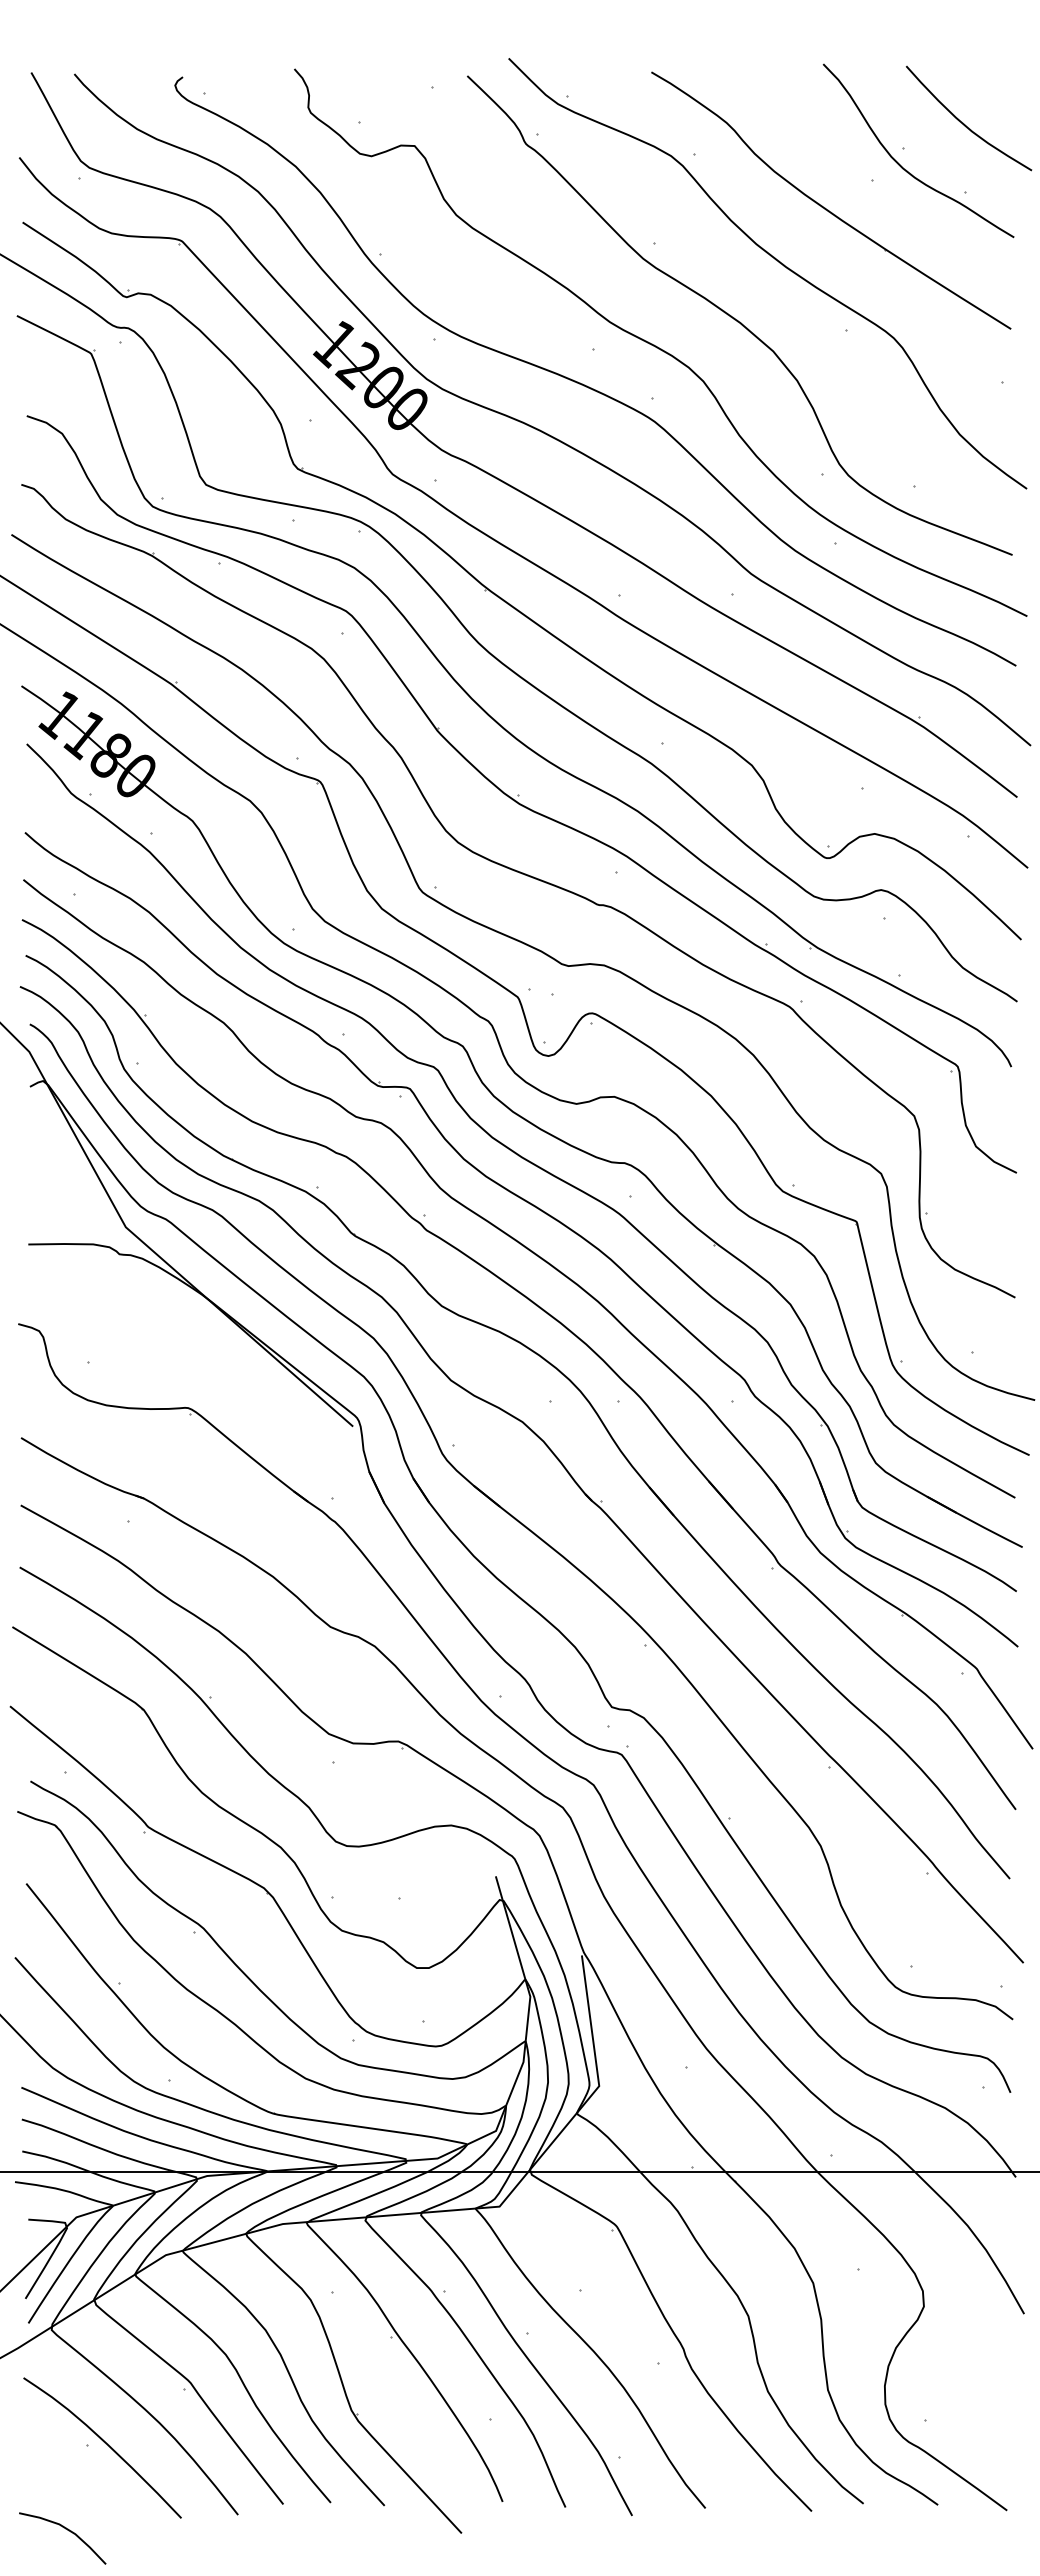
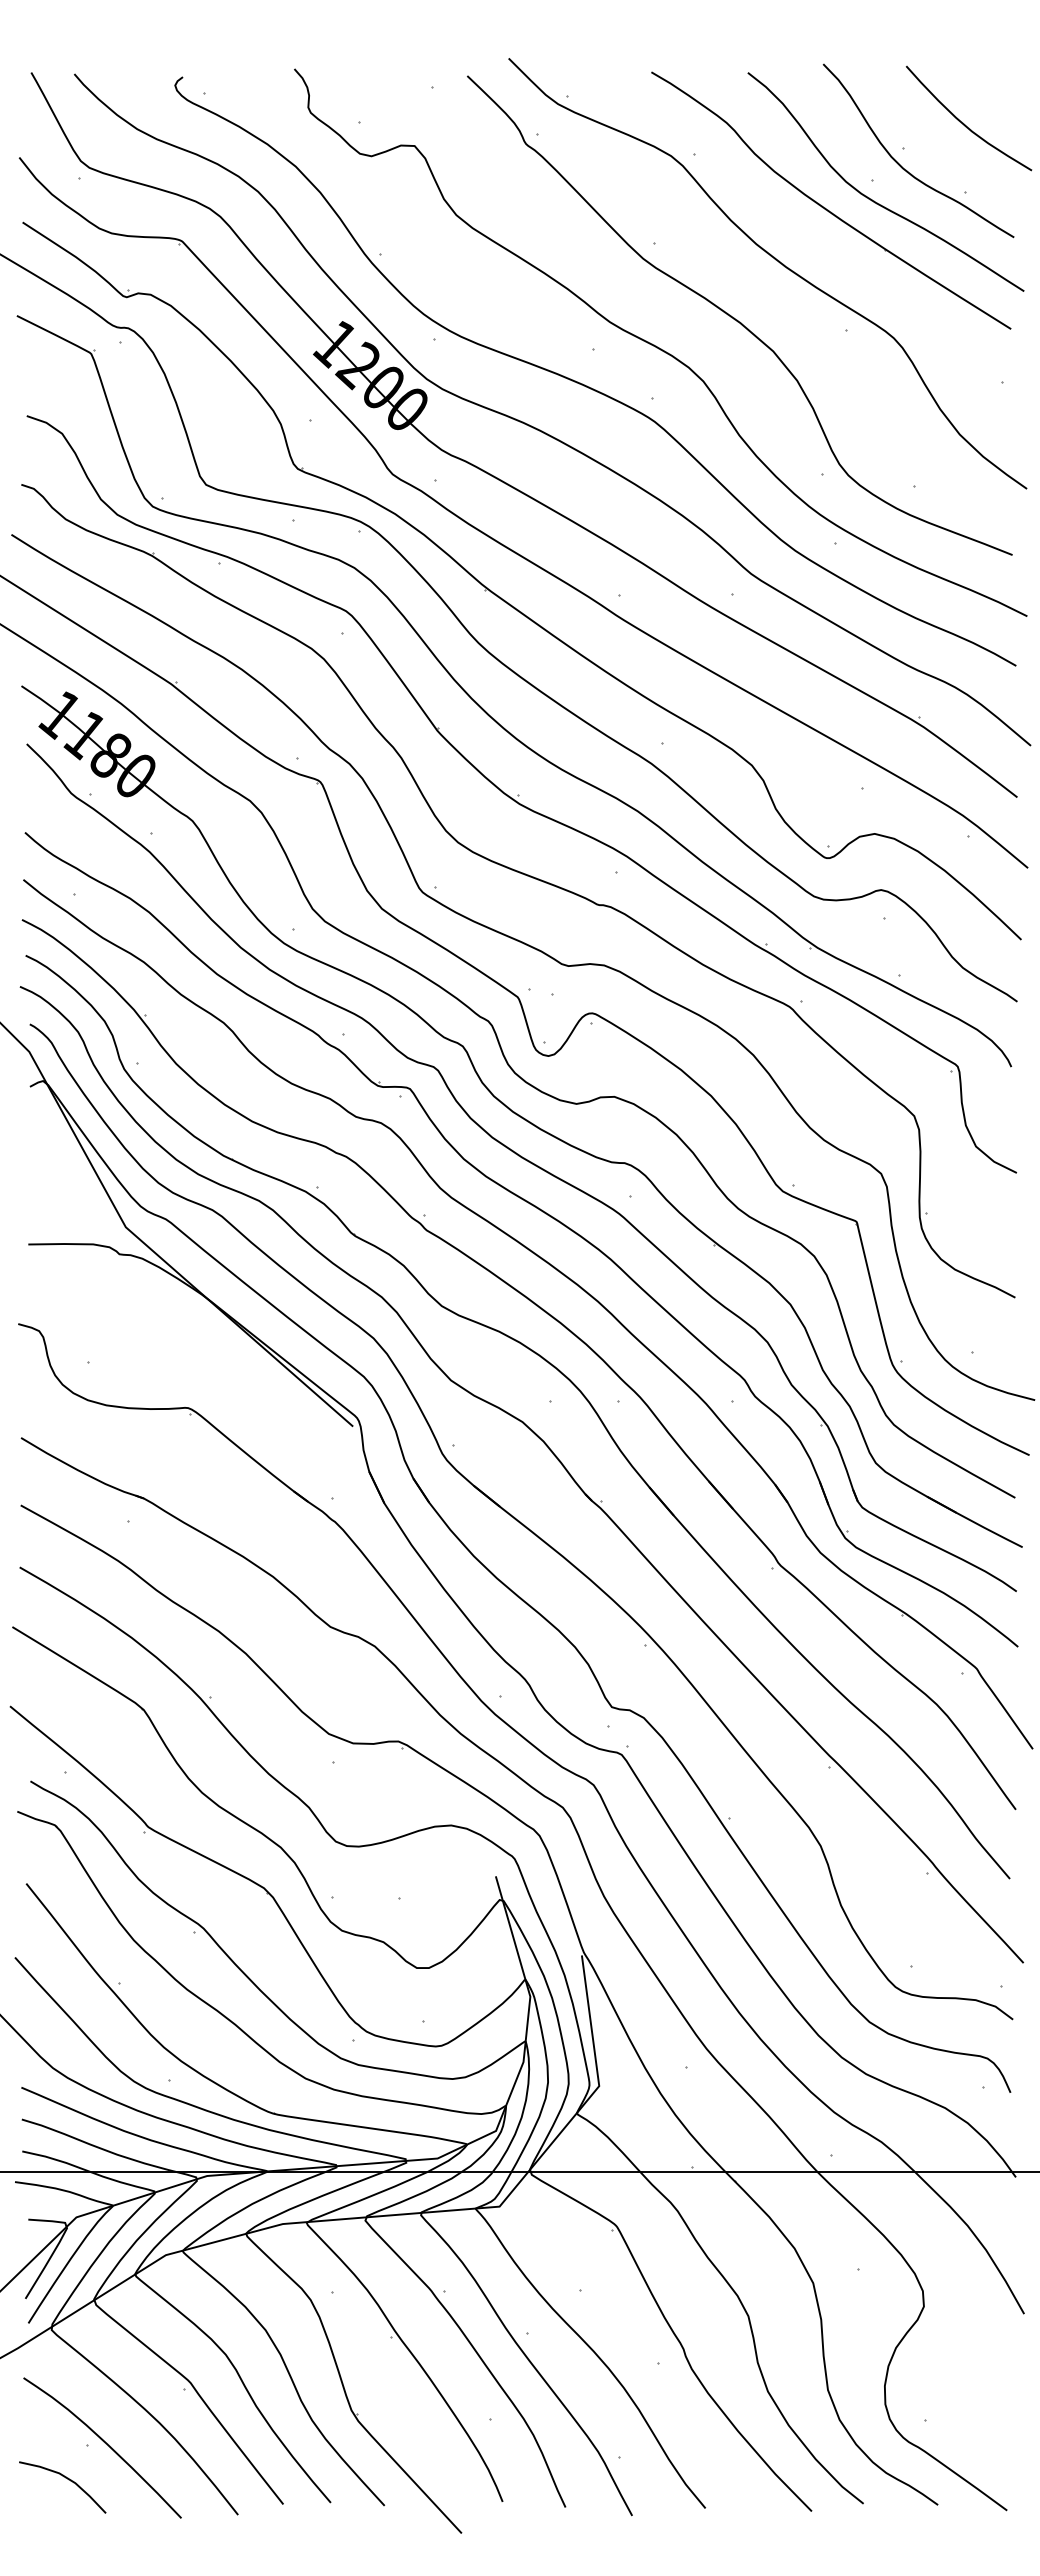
curve: none -> present (874, 200)
curve position: (68, 2531) -> (68, 2480) (68, 2480)
